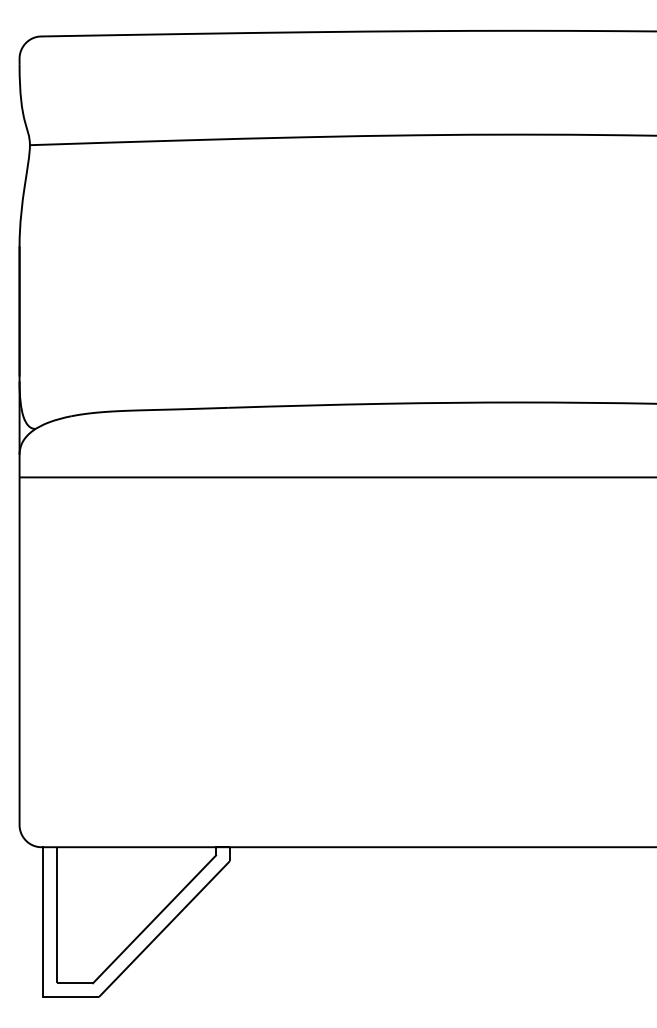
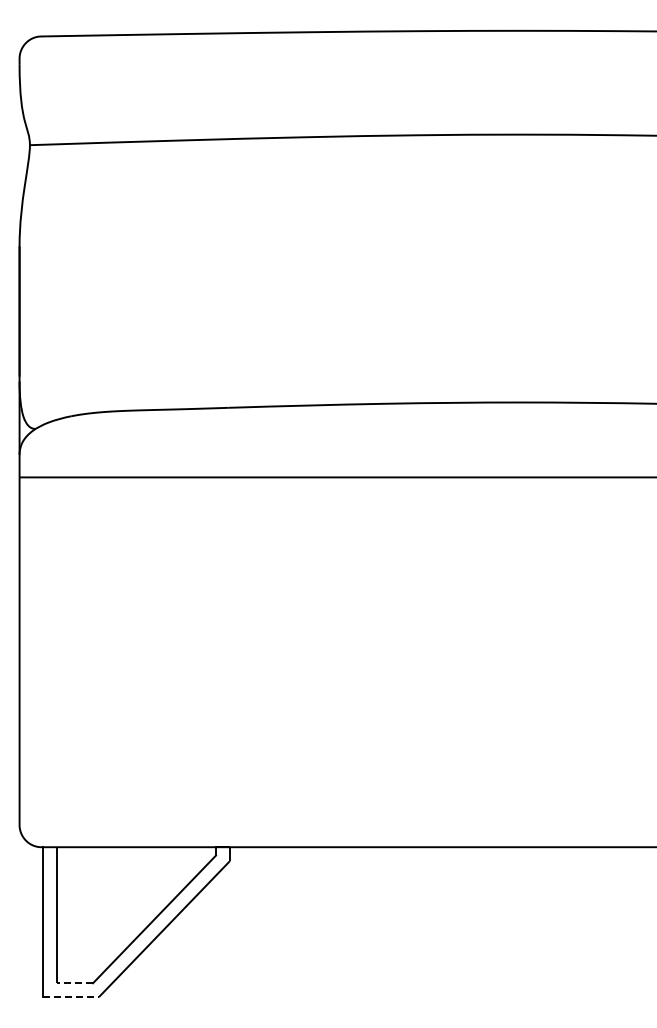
line: solid -> dashed (75, 983)
line: solid -> dashed (71, 997)
